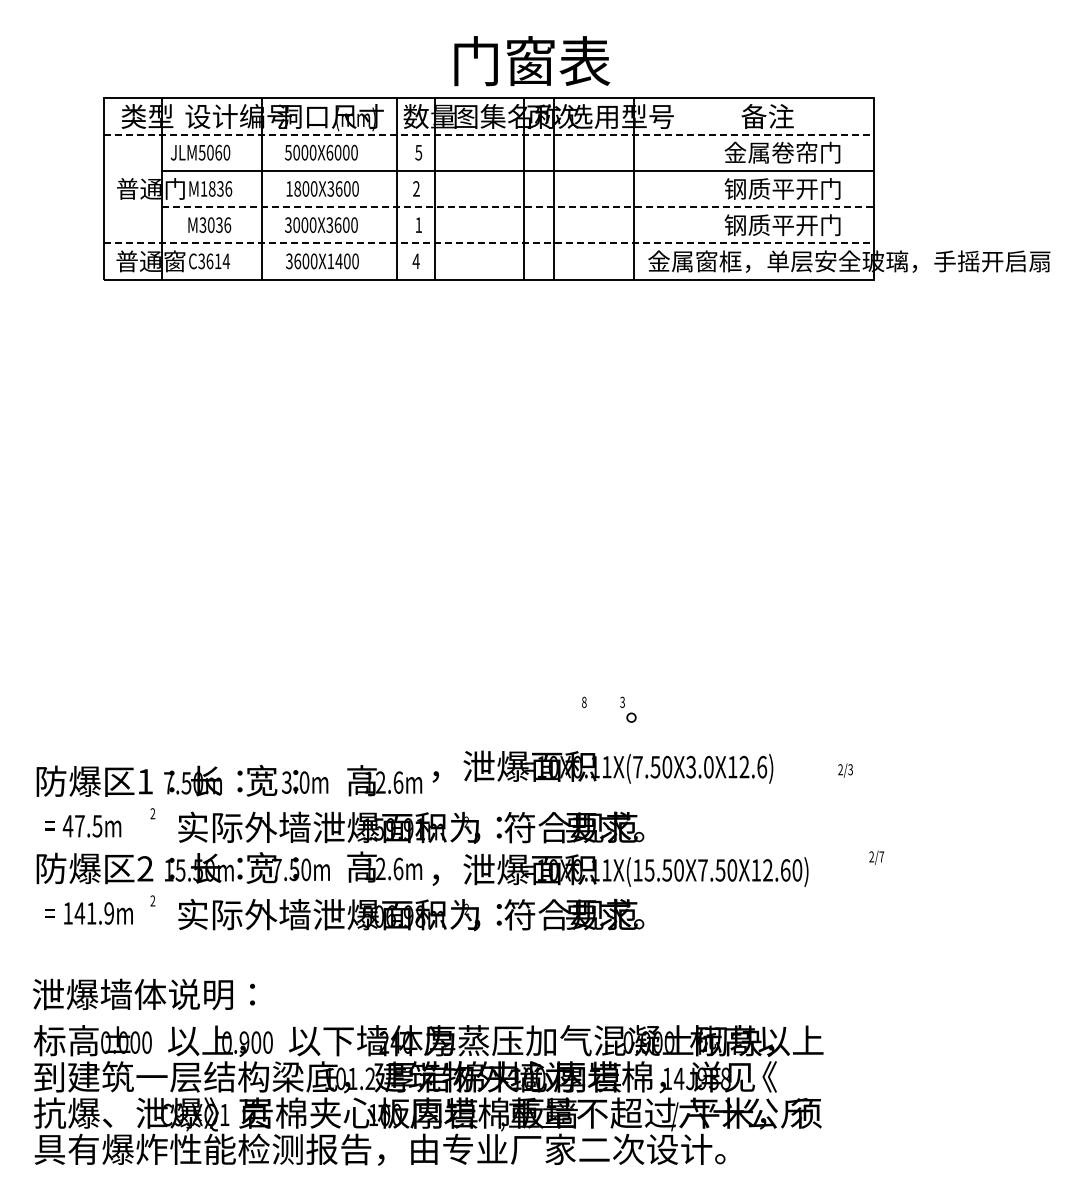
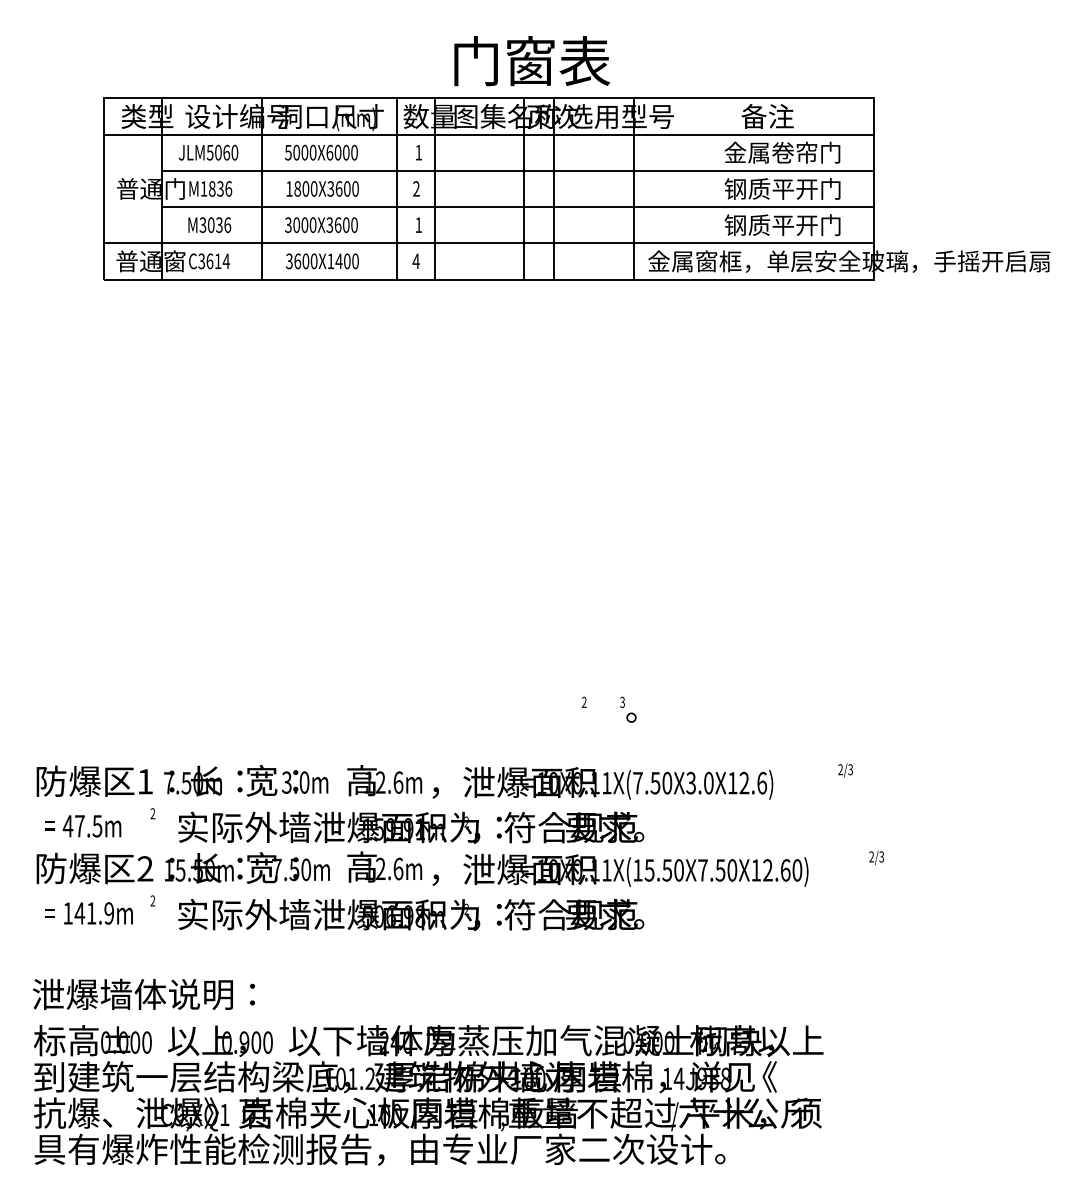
line: dashed -> solid (488, 134)
text position: (200, 152) -> (208, 152) (208, 152)
text: 5 -> 1 (418, 152)
line: dashed -> solid (517, 207)
line: dashed -> solid (488, 243)
text: 8 -> 2 (584, 701)
text position: (602, 766) -> (602, 782) (602, 782)
text: 2/7 -> 2/3 (881, 856)
